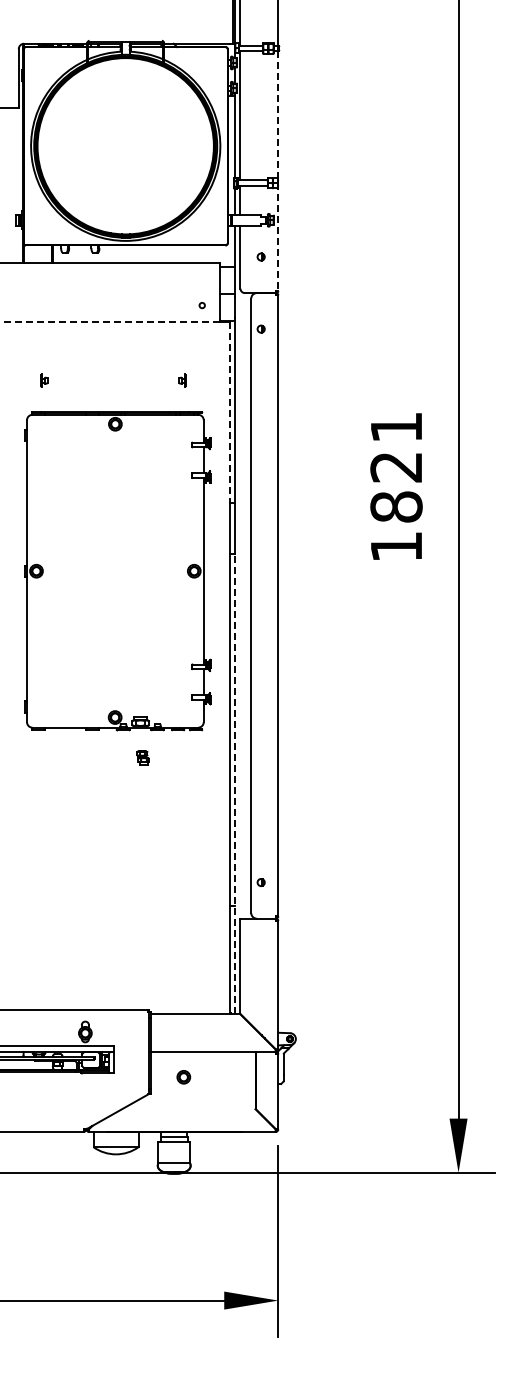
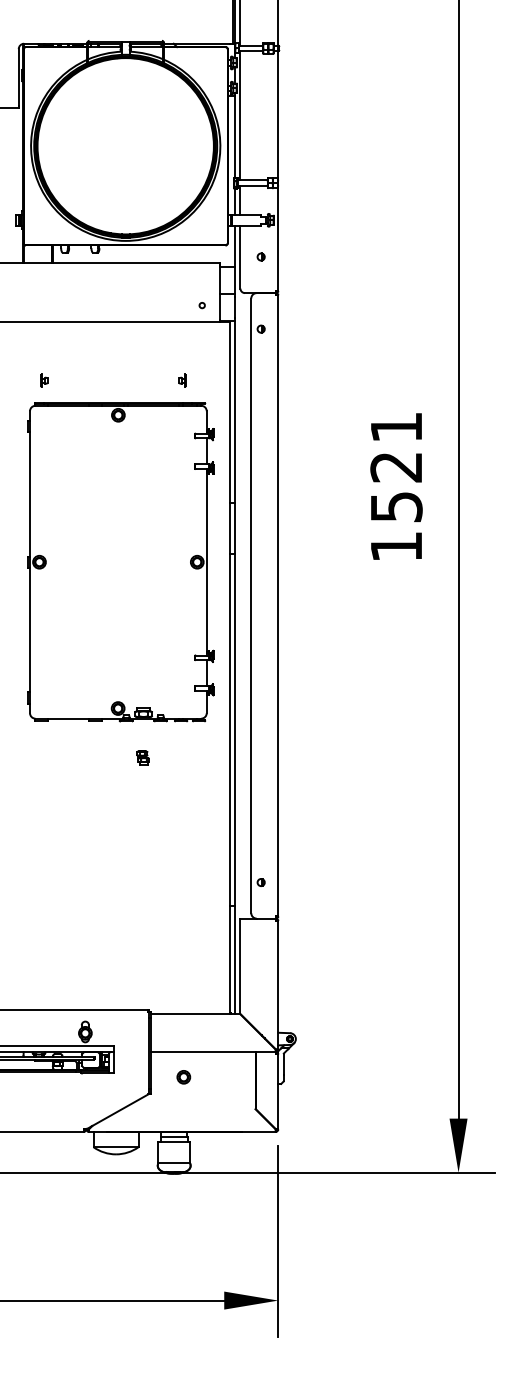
line: dashed -> solid (278, 171)
line: dashed -> solid (110, 321)
line: dashed -> solid (230, 412)
text: 1821 -> 1521 (396, 506)
part position: (117, 571) -> (120, 562) (120, 562)
line: dashed -> solid (234, 783)
